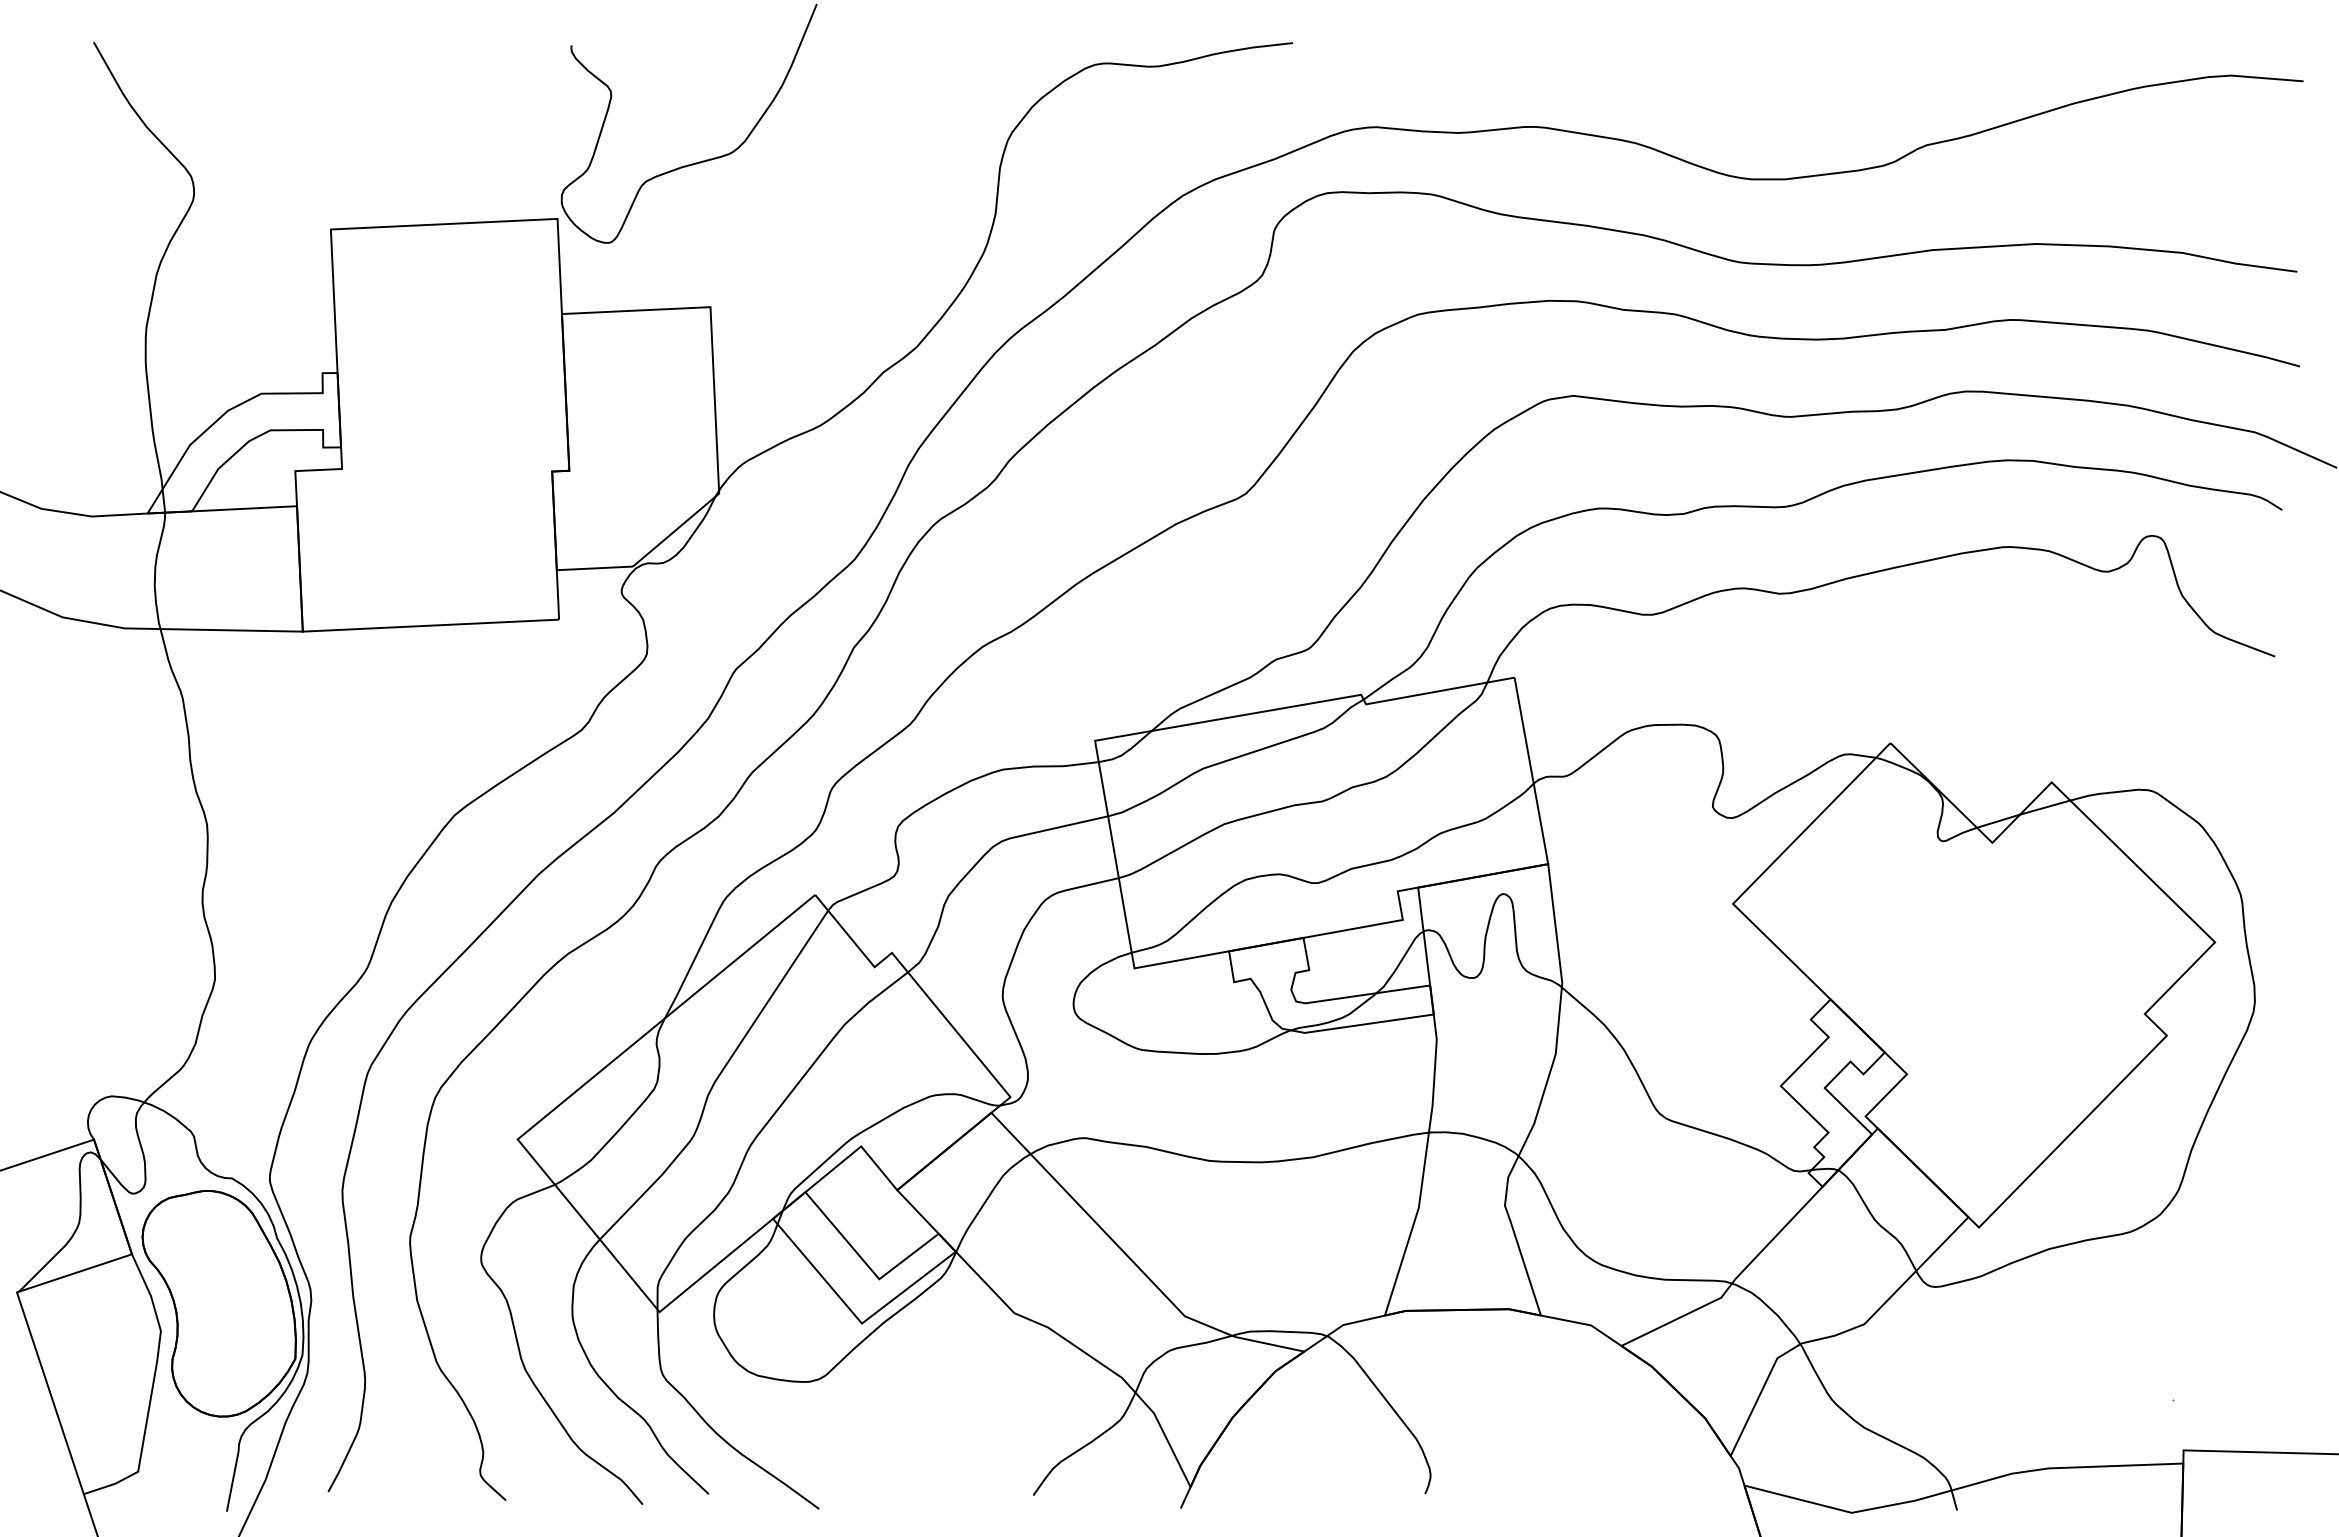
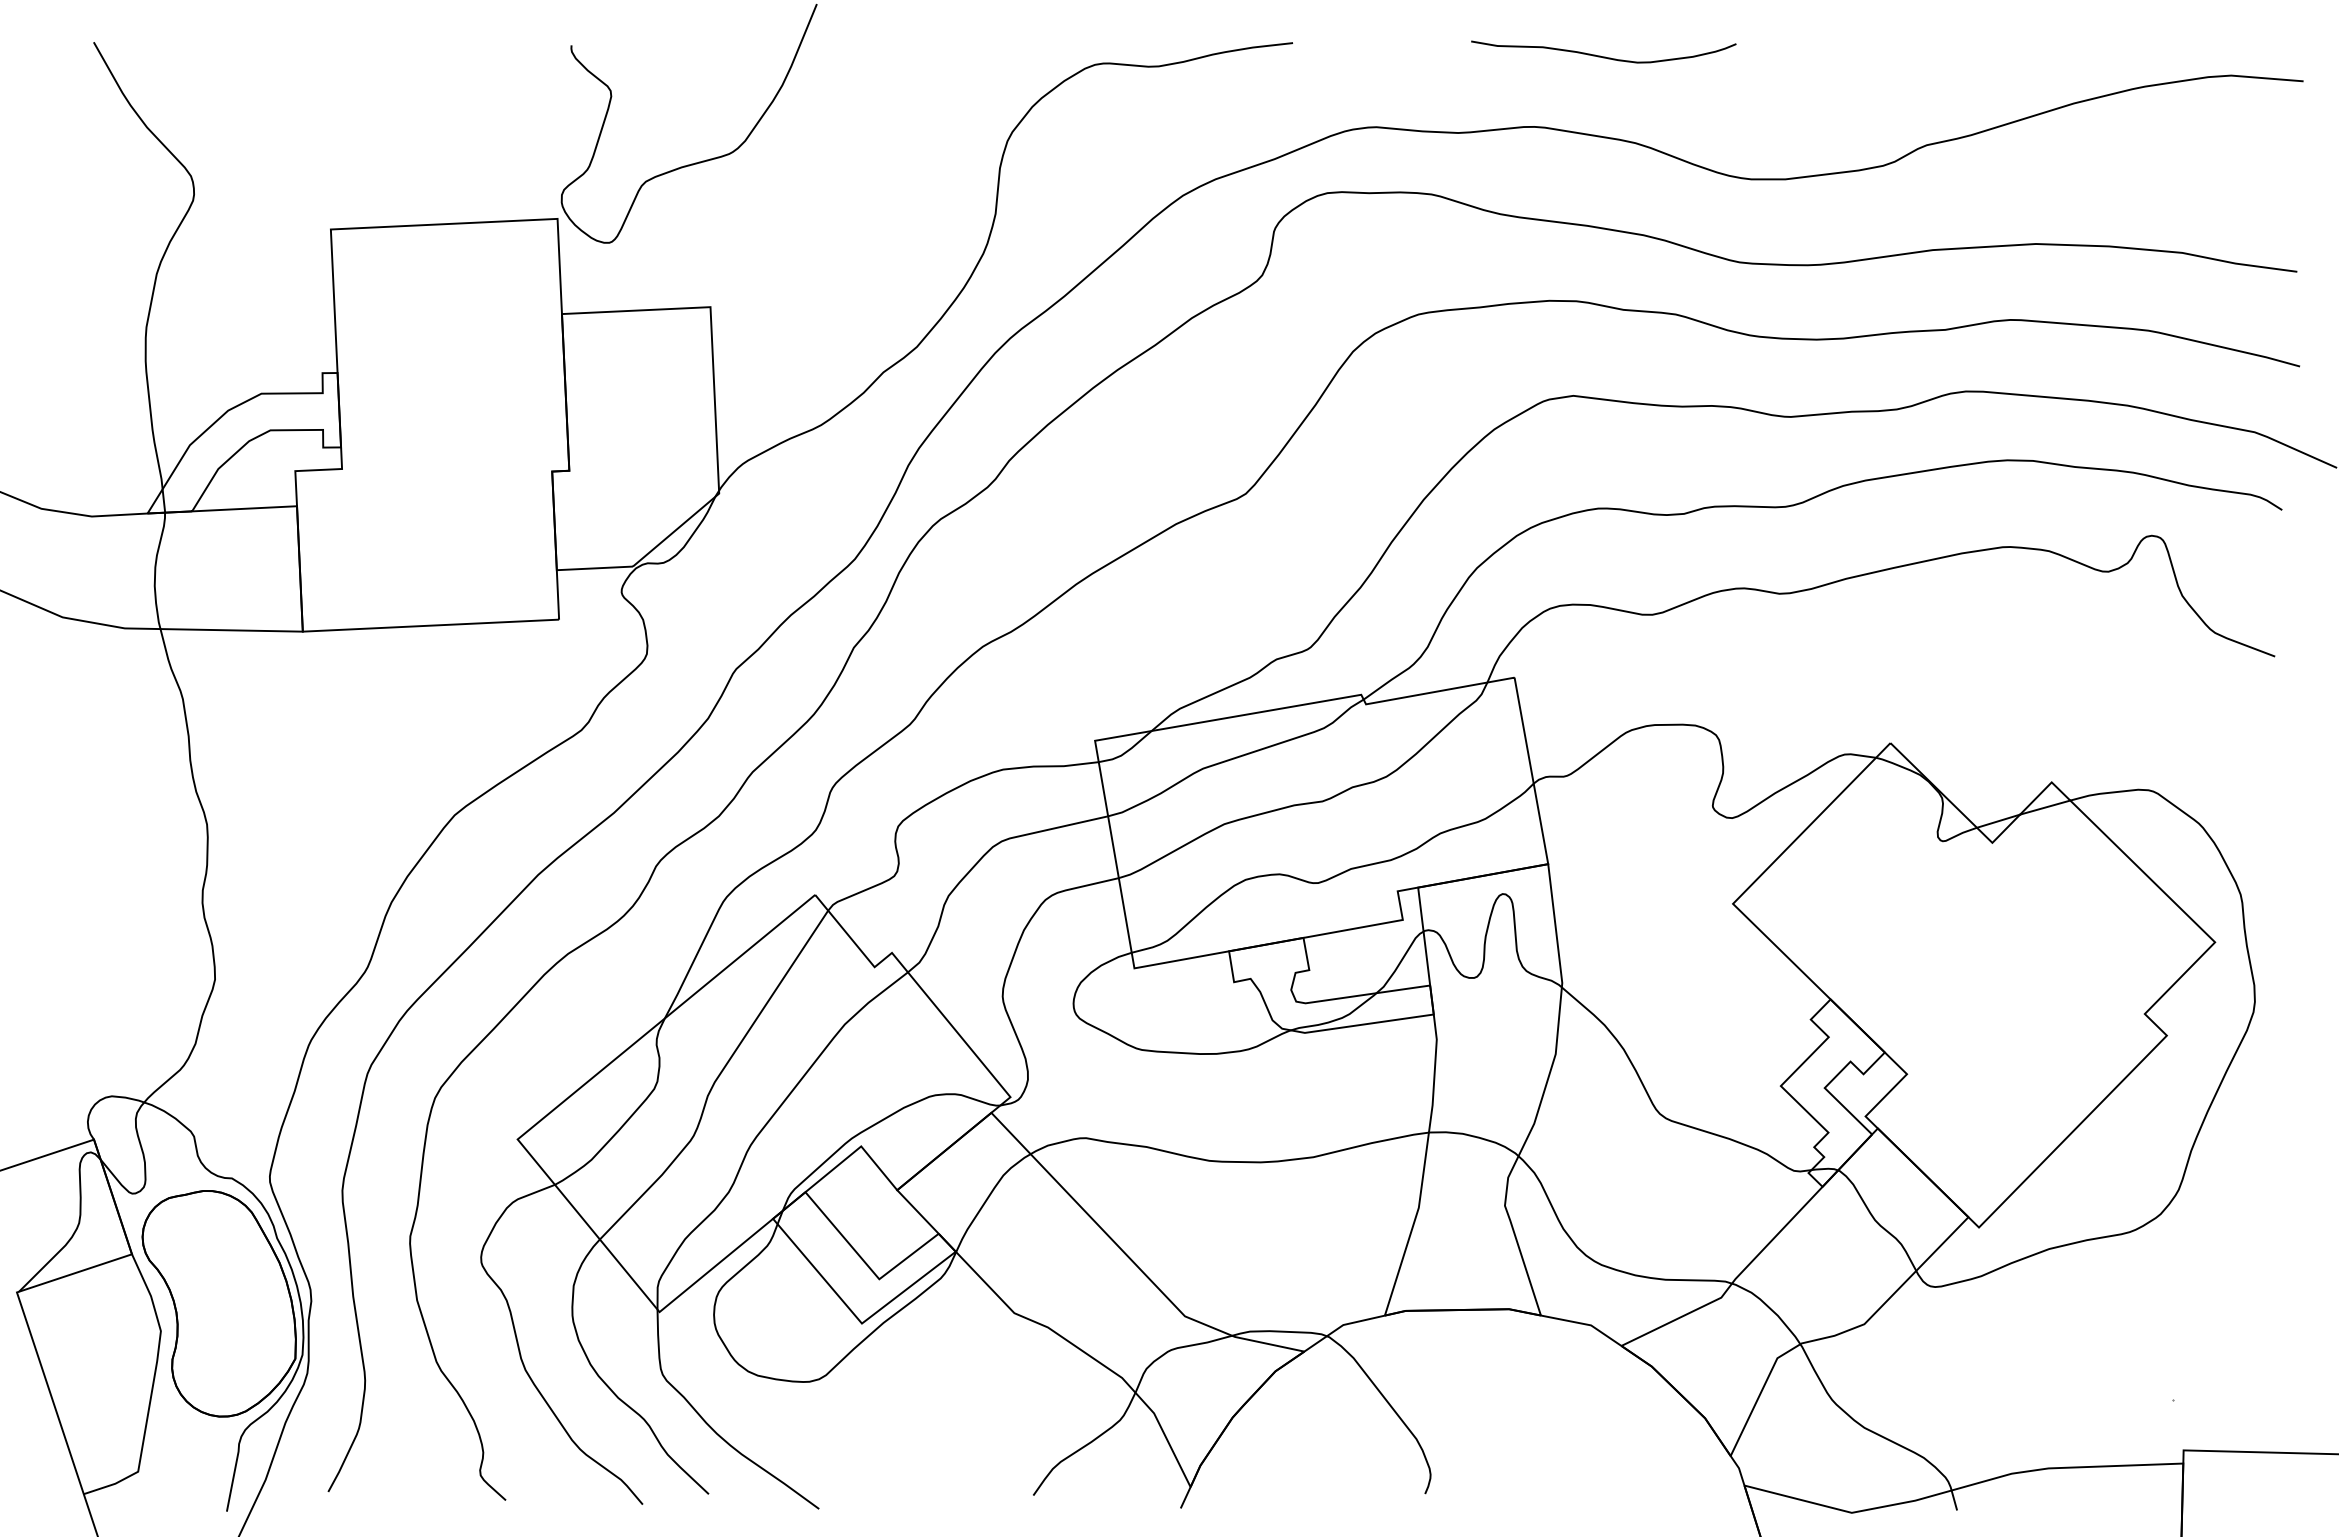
curve: none -> present (1600, 55)
